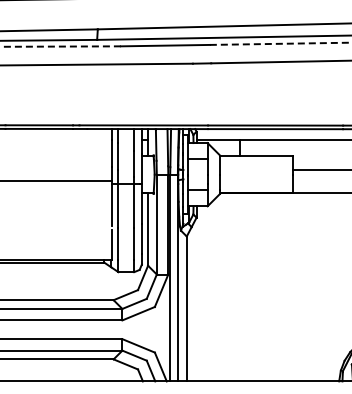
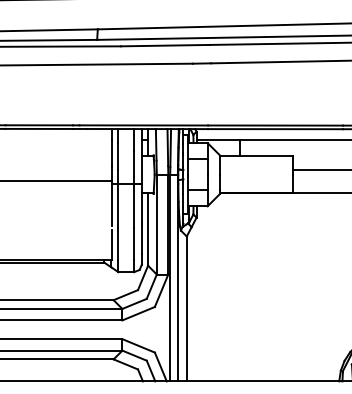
line: dashed -> solid (280, 43)
line: dashed -> solid (60, 46)
